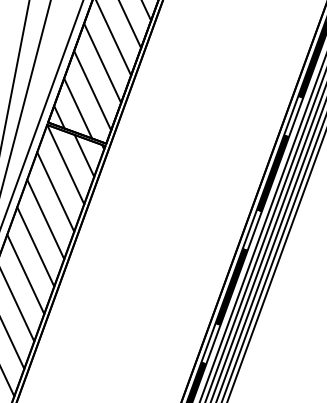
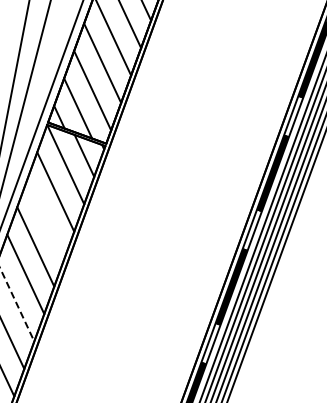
line: present -> none (45, 219)
line: solid -> dashed (17, 305)
